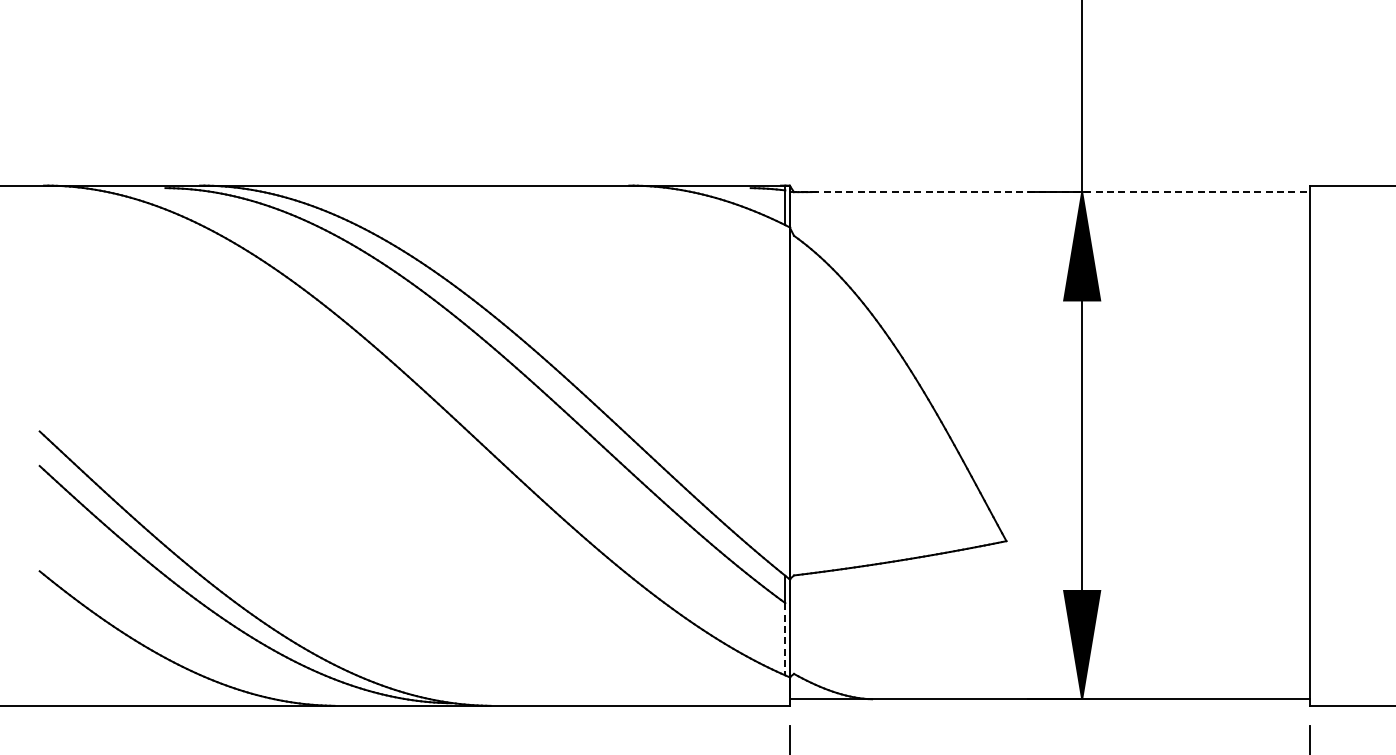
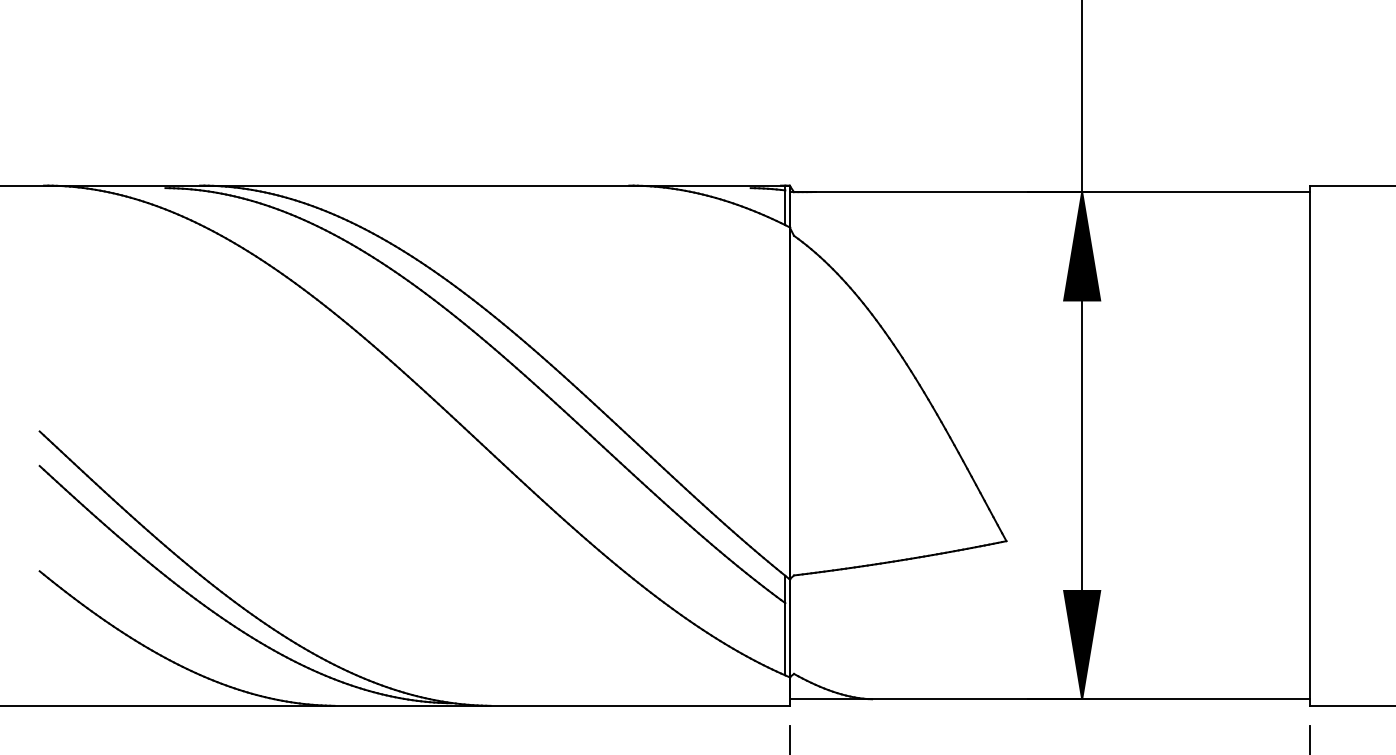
line: dashed -> solid (1050, 192)
line: dashed -> solid (785, 639)
